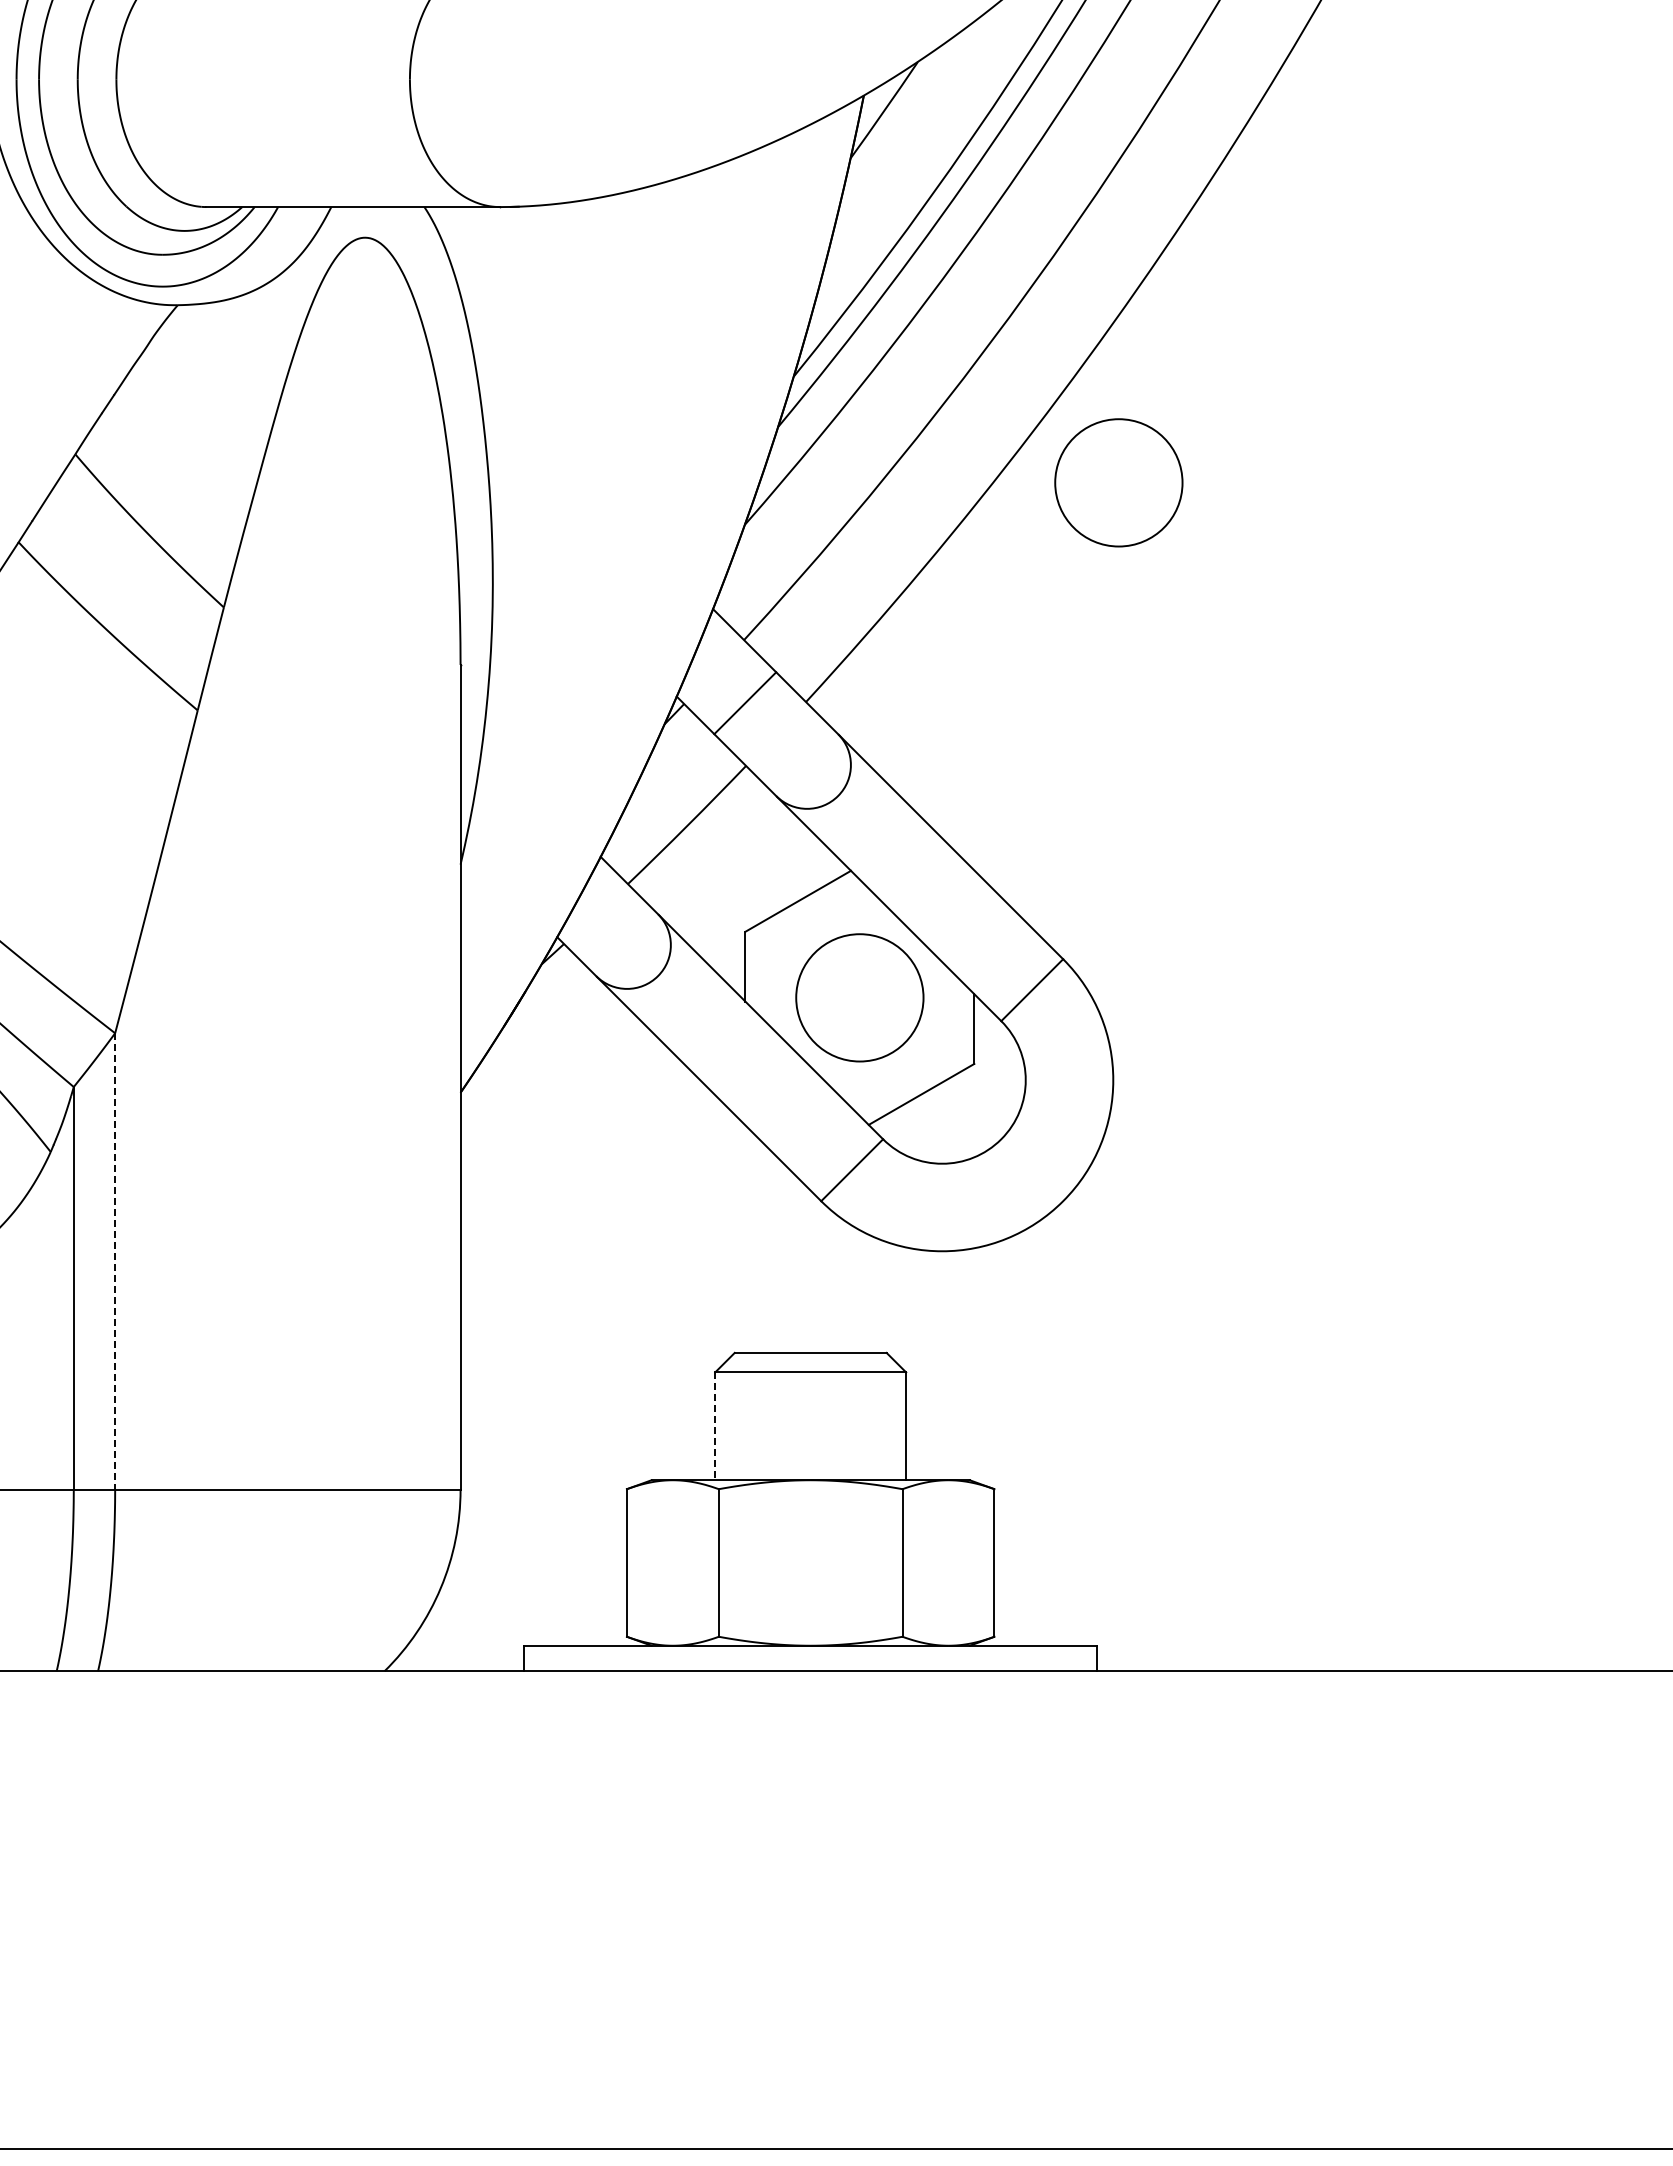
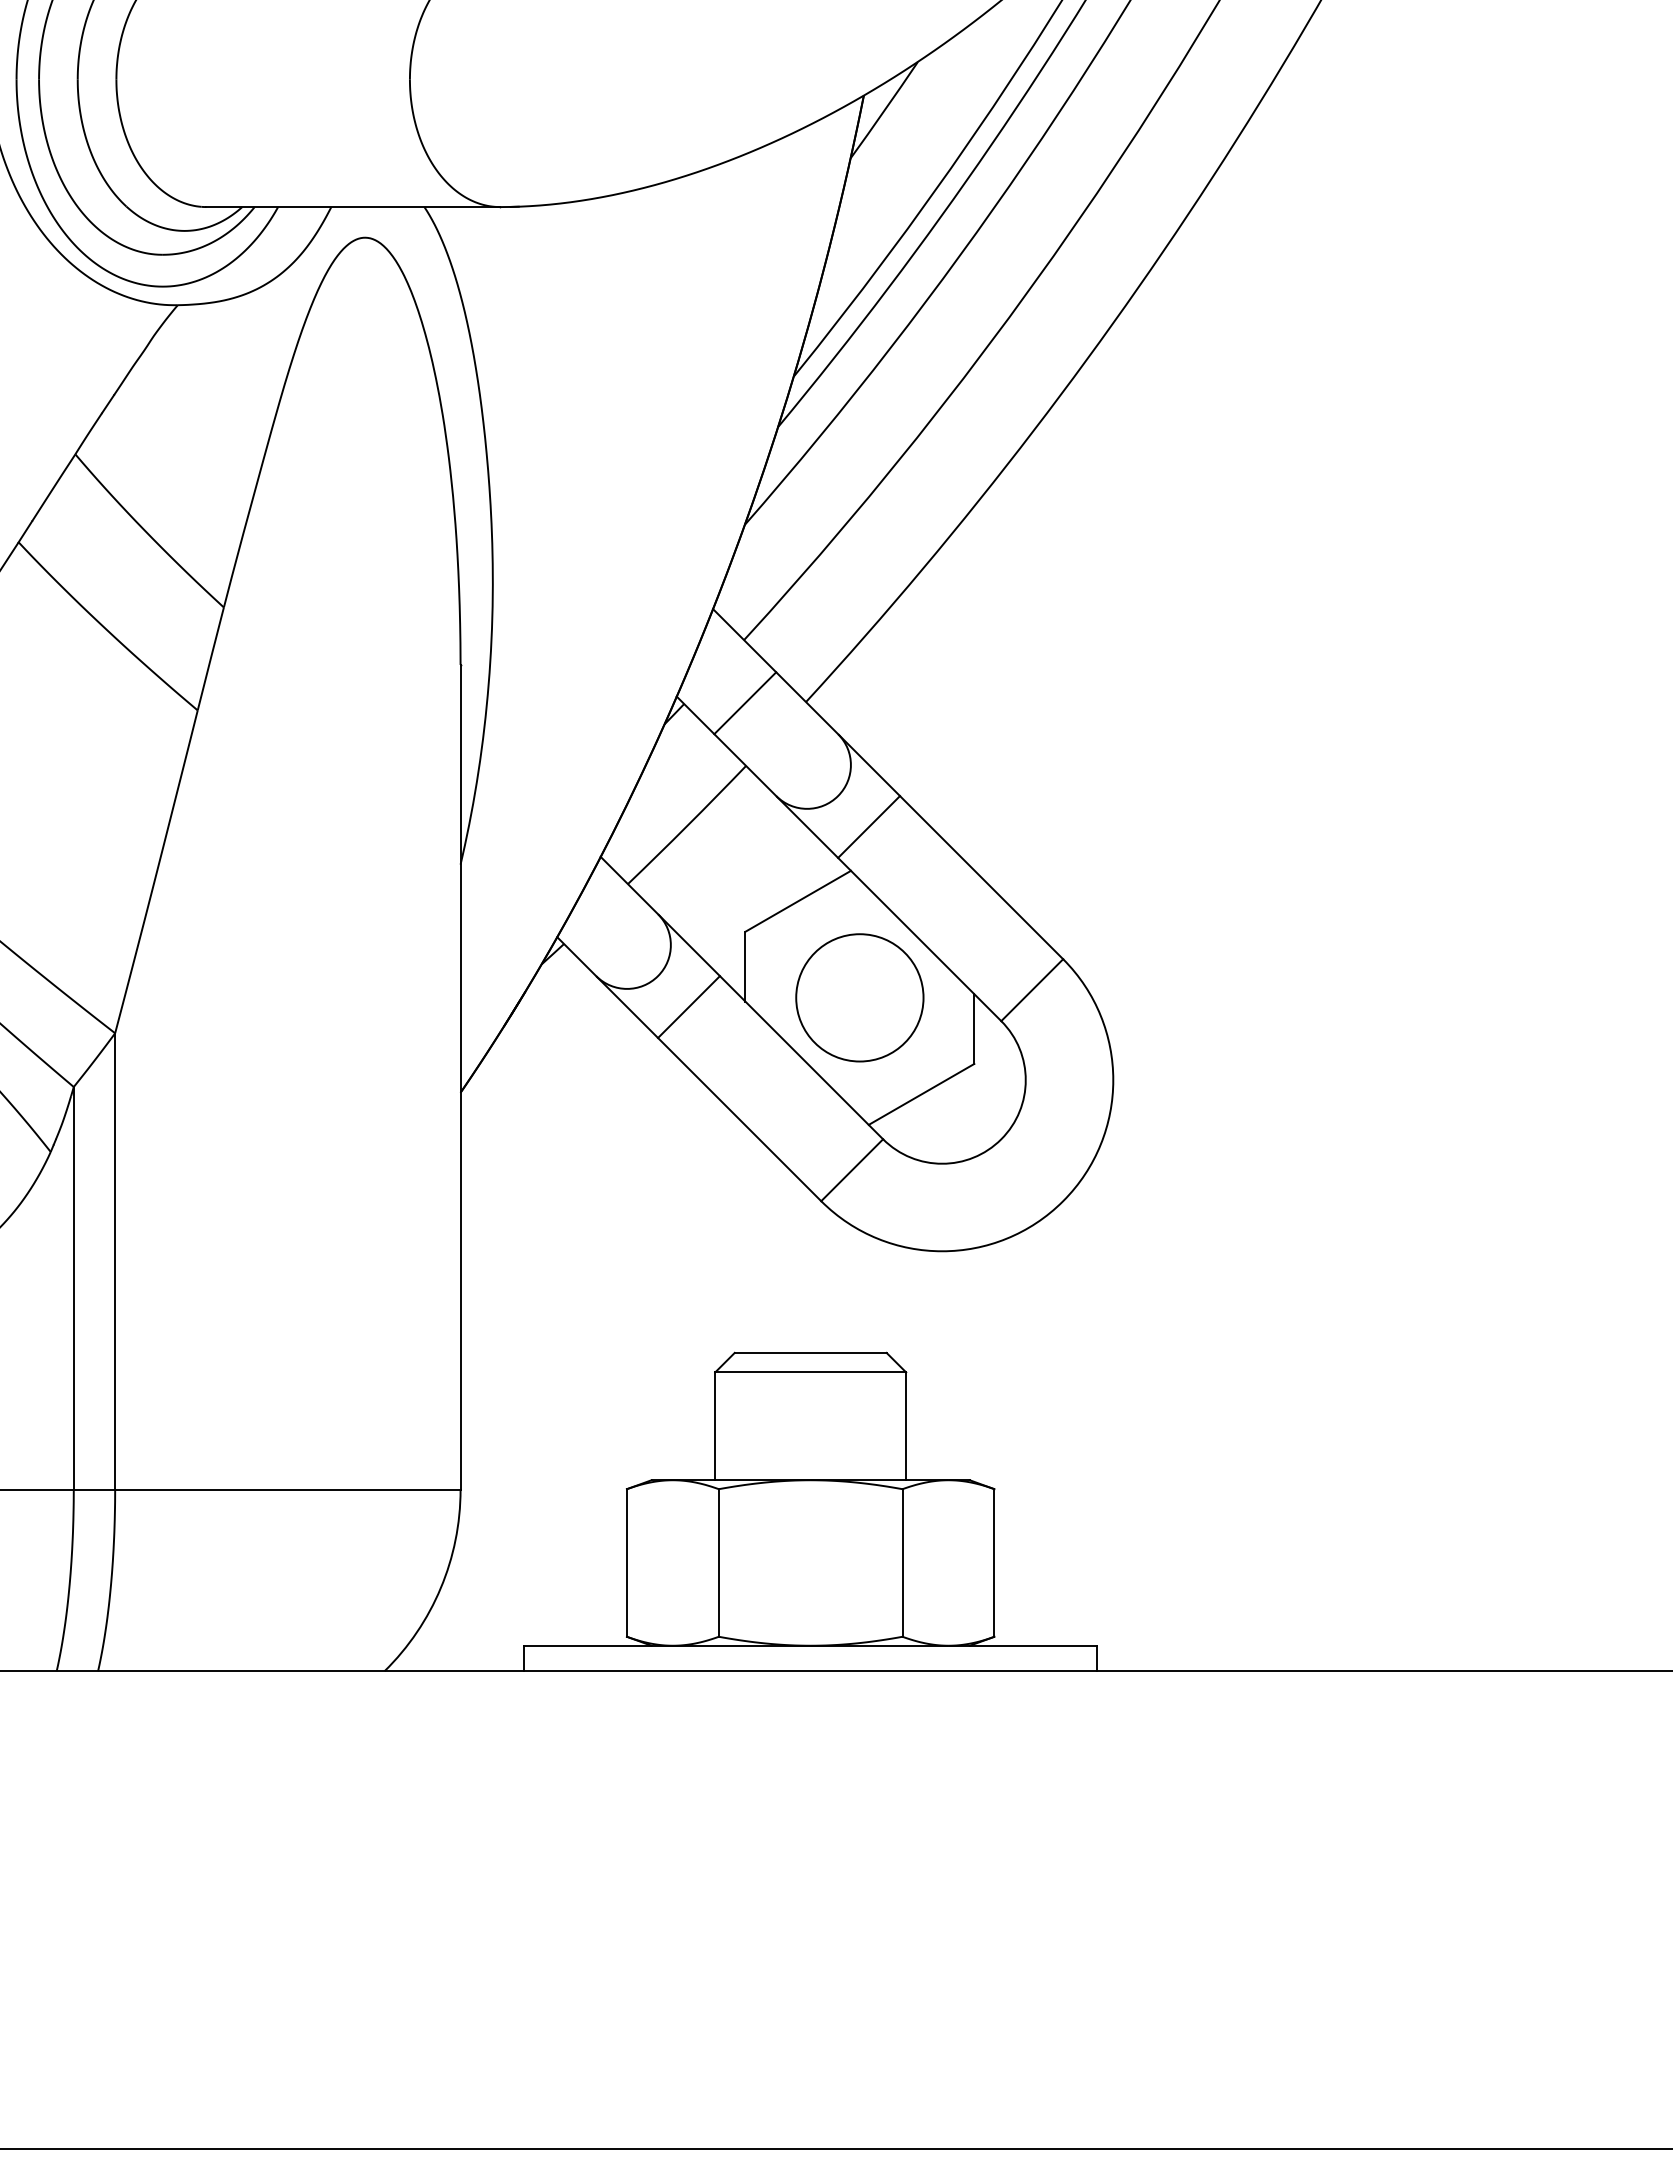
circle: present -> none (1118, 482)
line: none -> present (869, 826)
line: none -> present (688, 1007)
line: dashed -> solid (115, 1262)
line: dashed -> solid (715, 1426)
